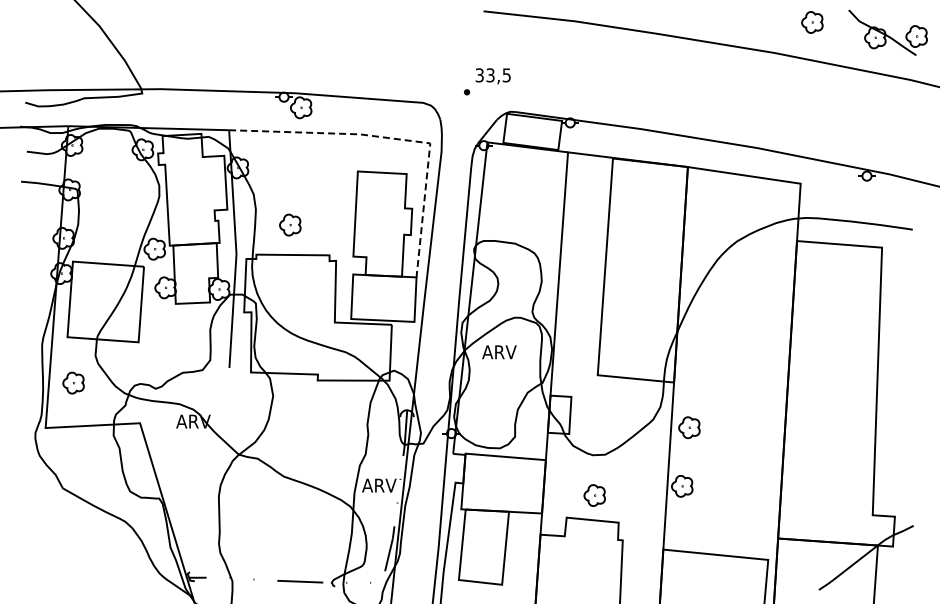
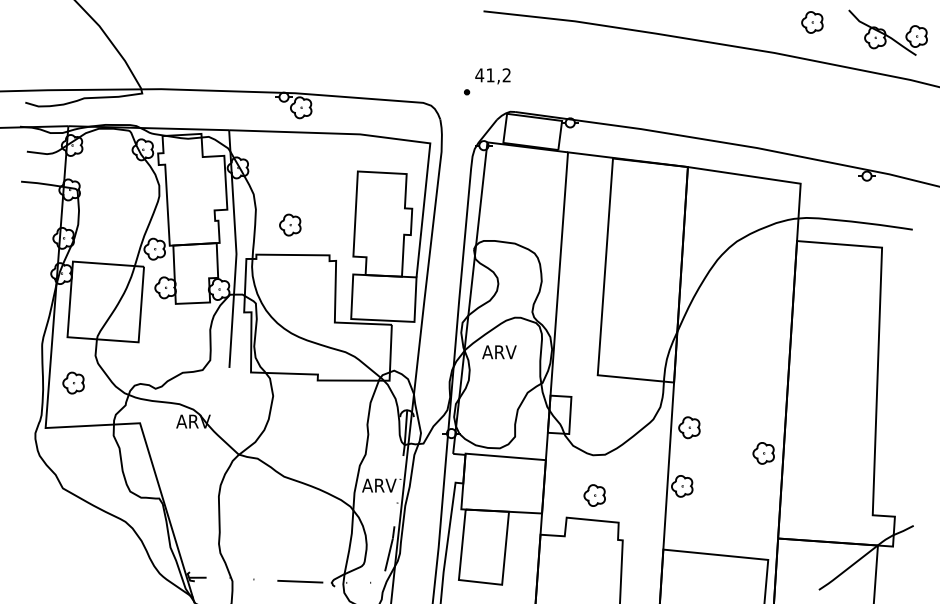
text: 33,5 -> 41,2 (492, 75)
line: dashed -> solid (396, 139)
part: none -> present (763, 453)
